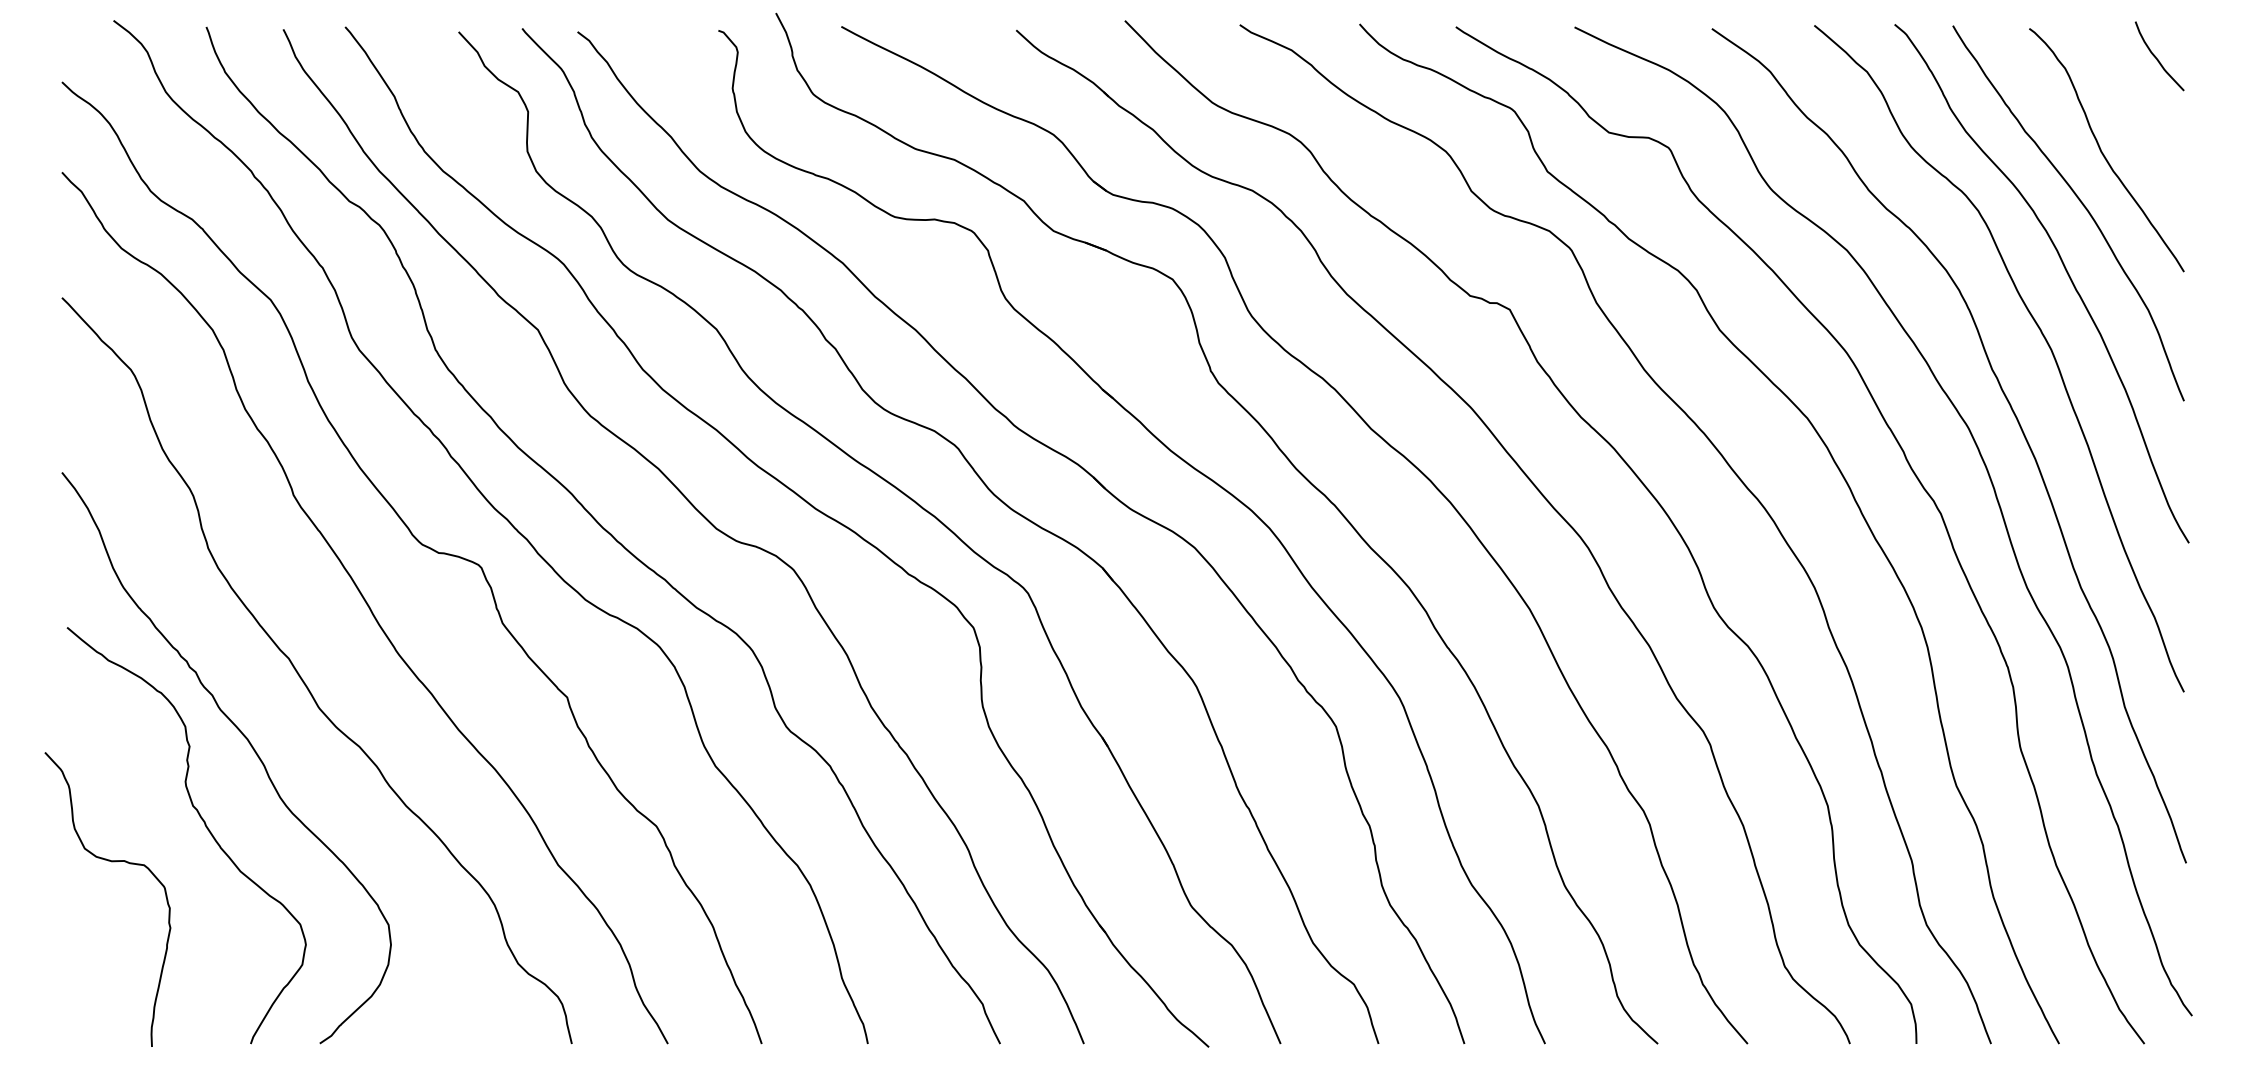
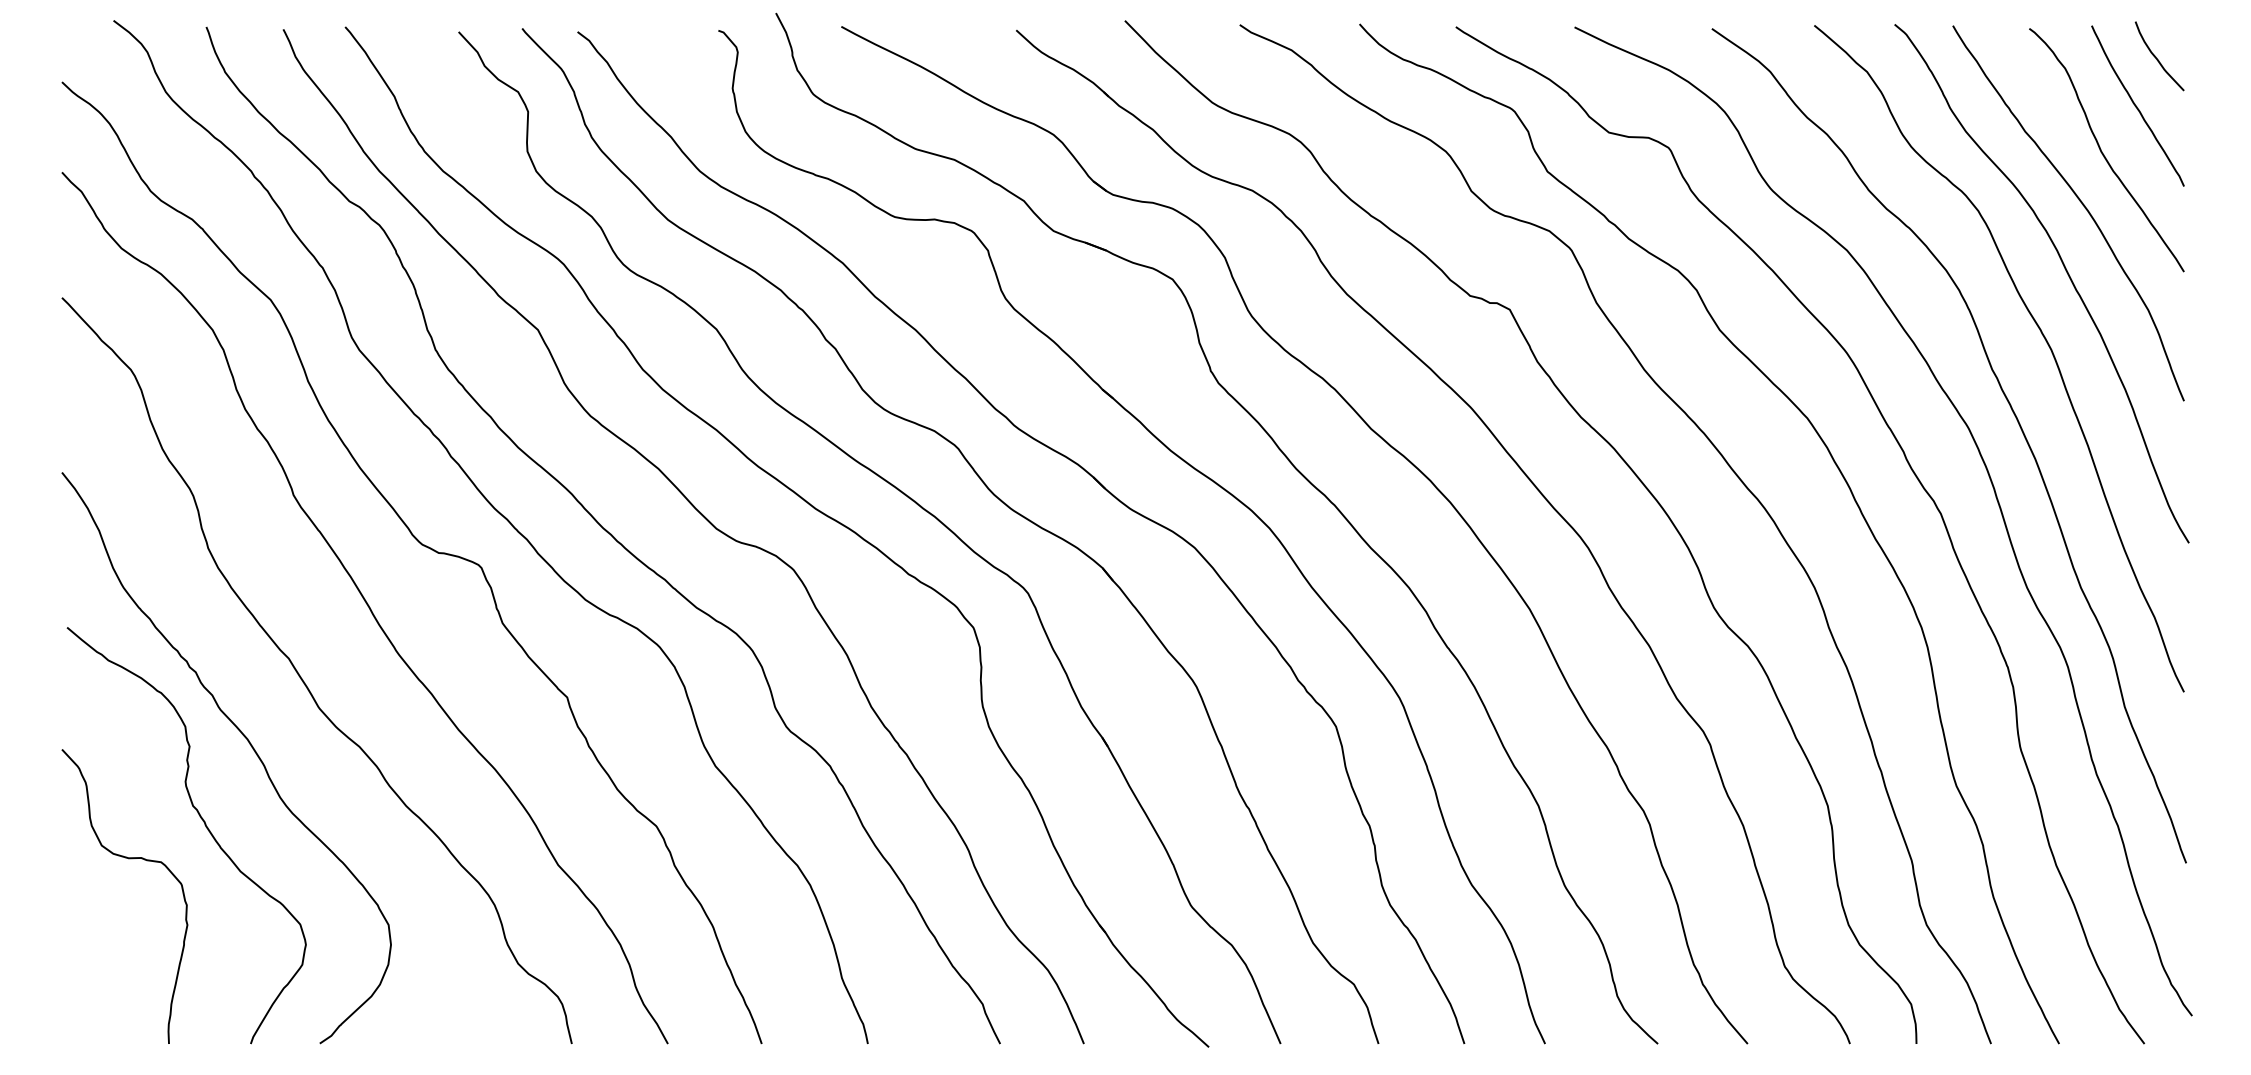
curve: none -> present (2136, 105)
curve position: (111, 862) -> (128, 859) (128, 859)
